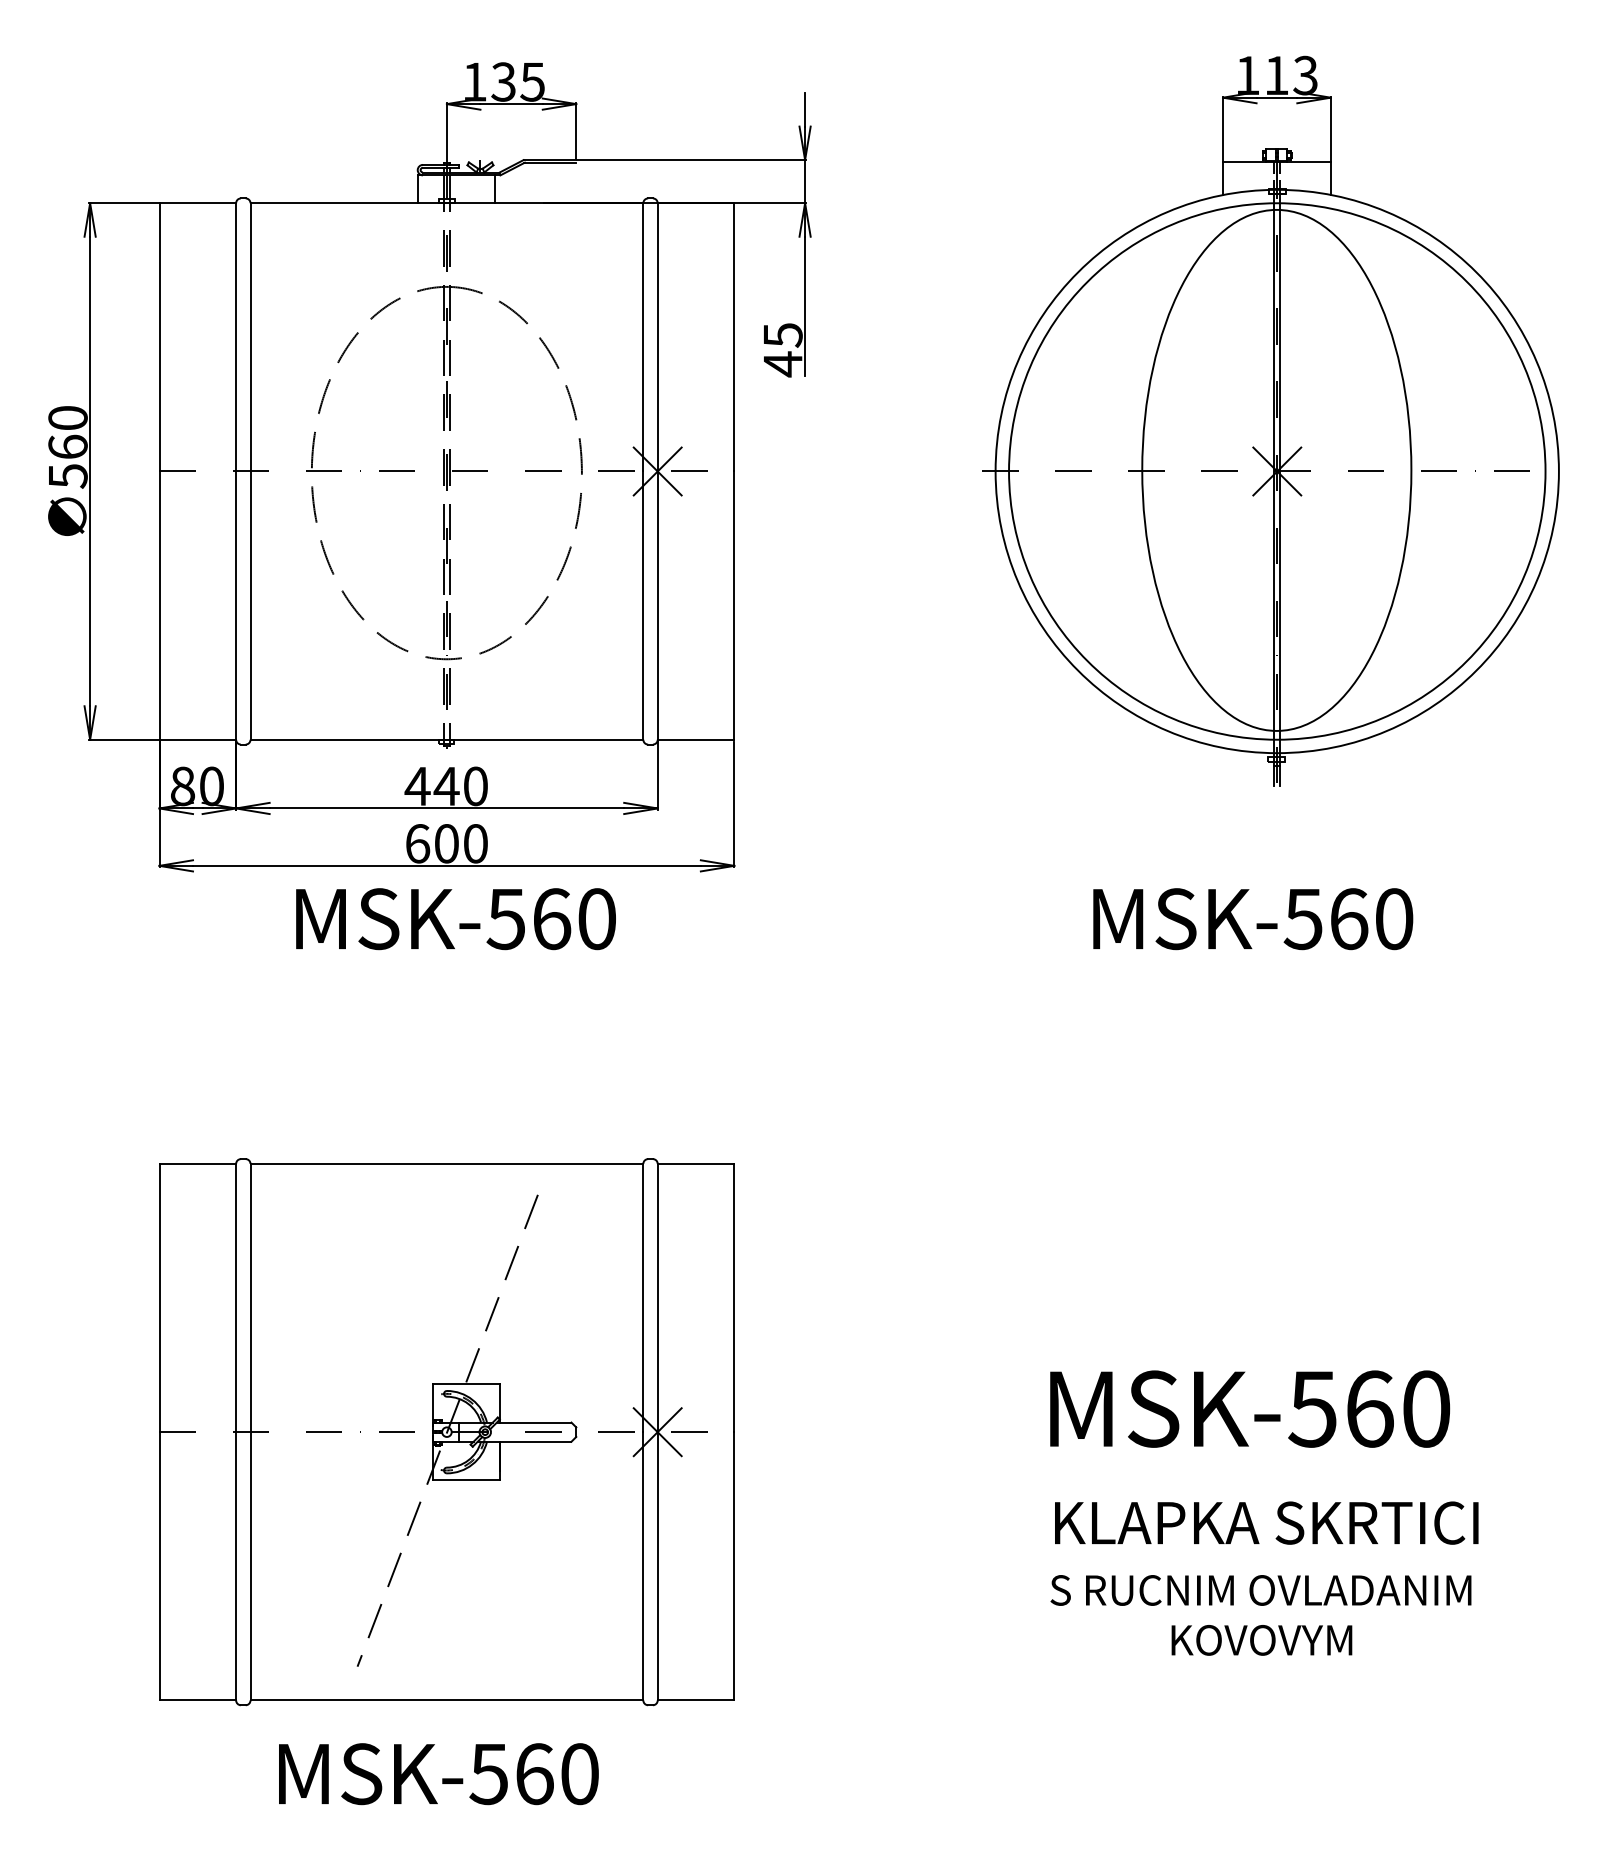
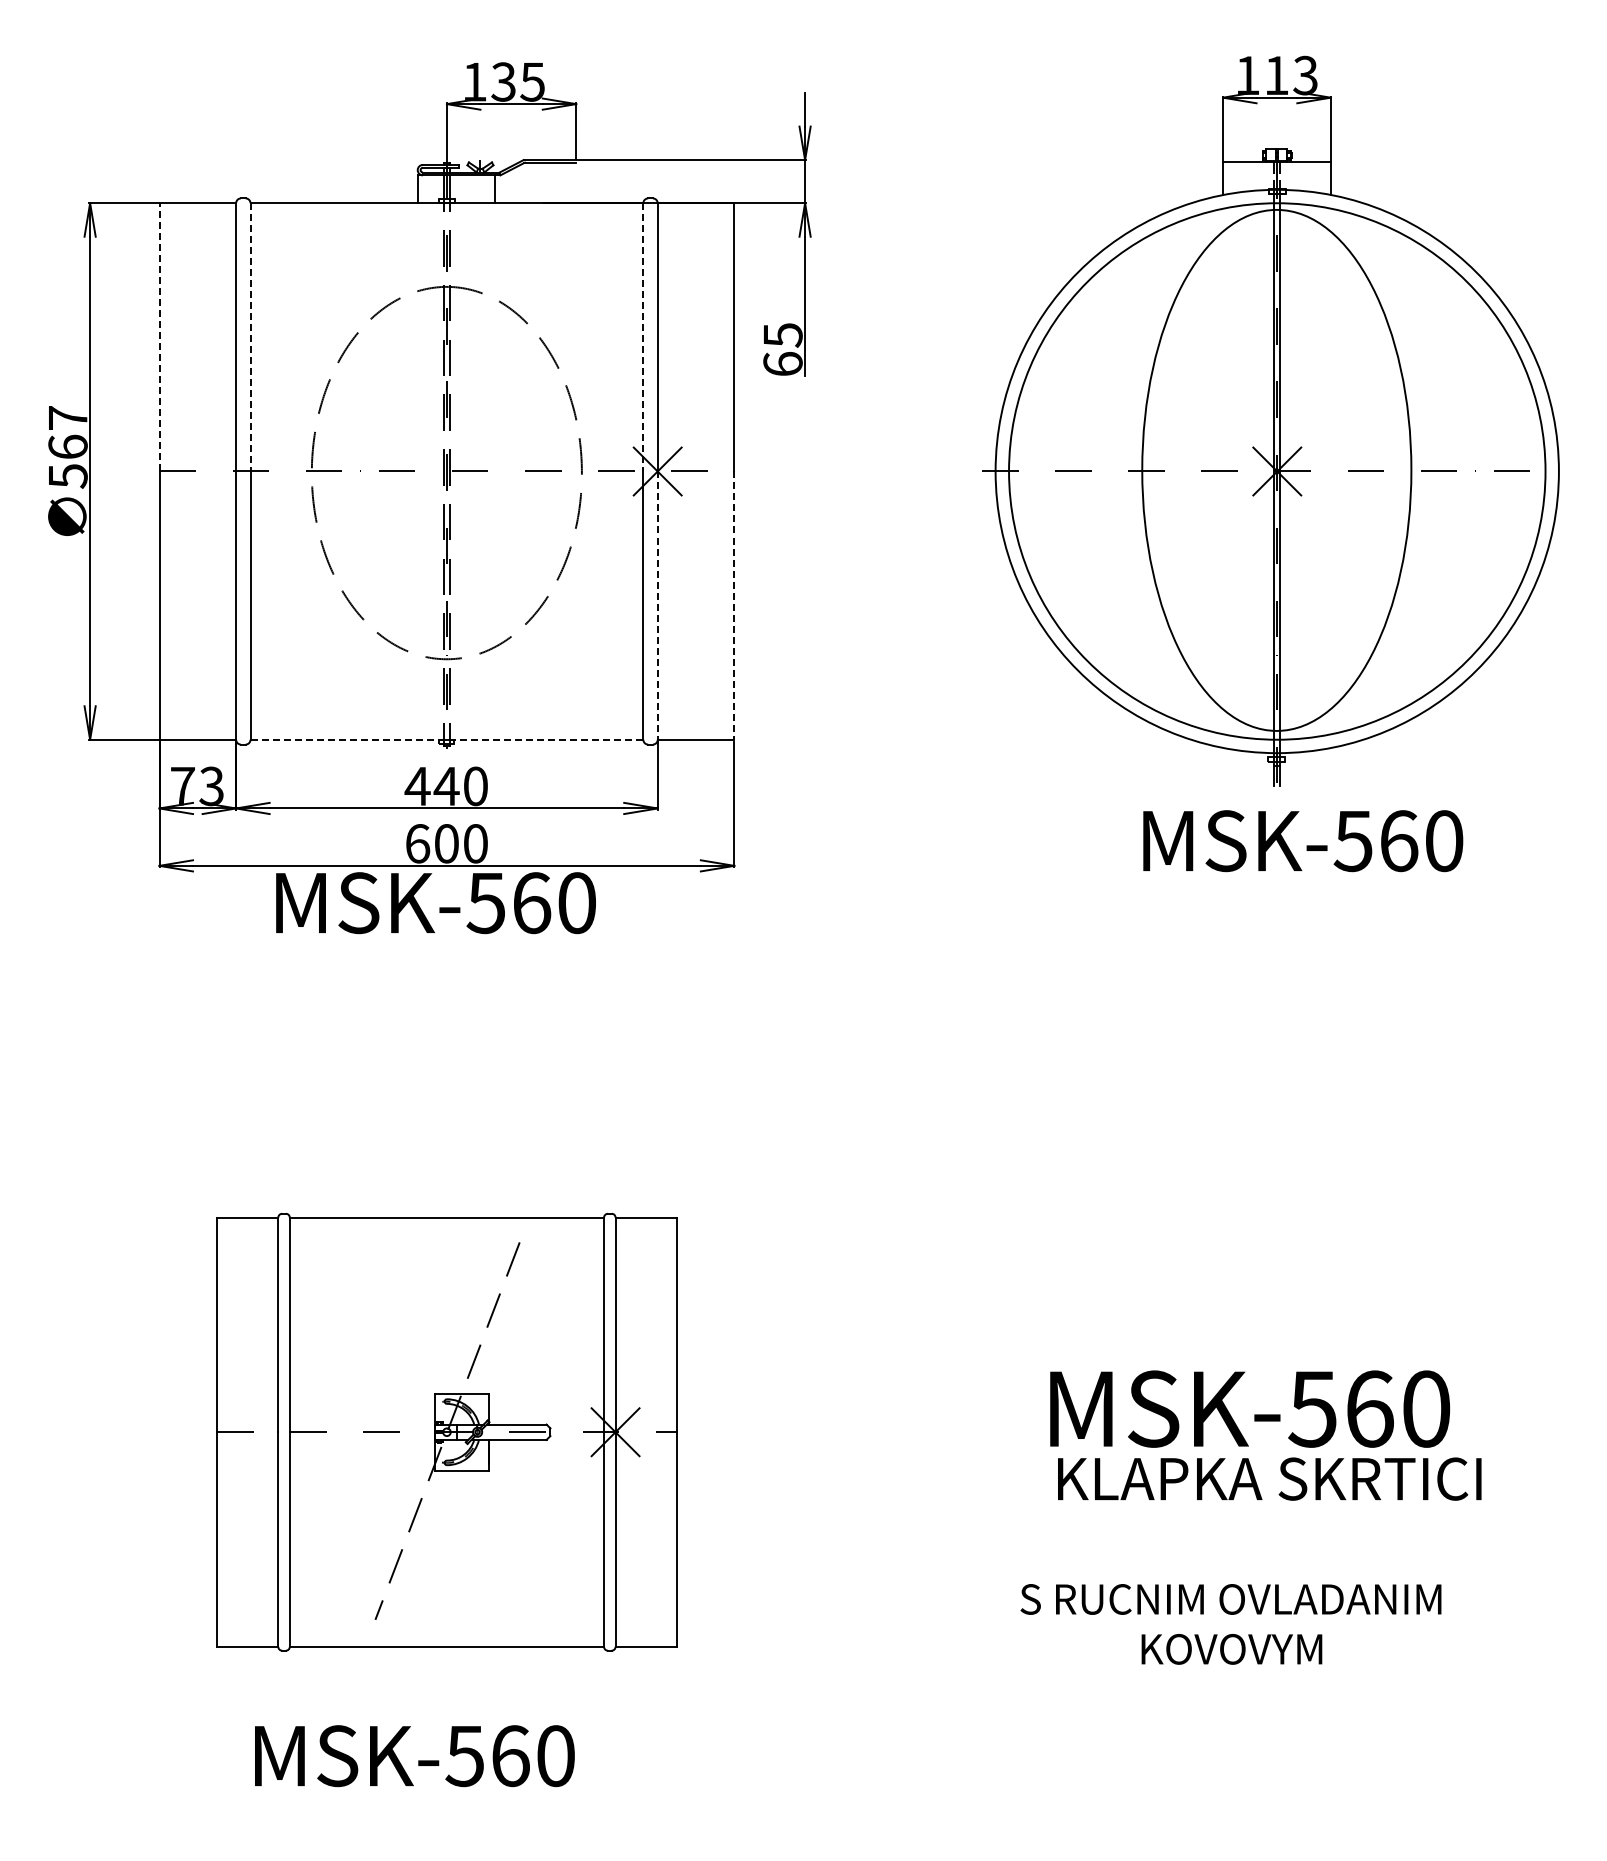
line: solid -> dashed (159, 336)
line: solid -> dashed (250, 337)
line: solid -> dashed (643, 337)
text: 45 -> 65 (782, 364)
text: 560 -> 567 (67, 417)
line: solid -> dashed (657, 606)
line: solid -> dashed (734, 606)
line: solid -> dashed (446, 739)
text: 80 -> 73 (197, 786)
text position: (455, 919) -> (435, 903) (435, 903)
text position: (1253, 919) -> (1303, 841) (1303, 841)
part size: 576x549 px -> 462x440 px (446, 1431)
text position: (1266, 1522) -> (1269, 1478) (1269, 1478)
text position: (1260, 1615) -> (1230, 1624) (1230, 1624)
text position: (438, 1774) -> (414, 1756) (414, 1756)
